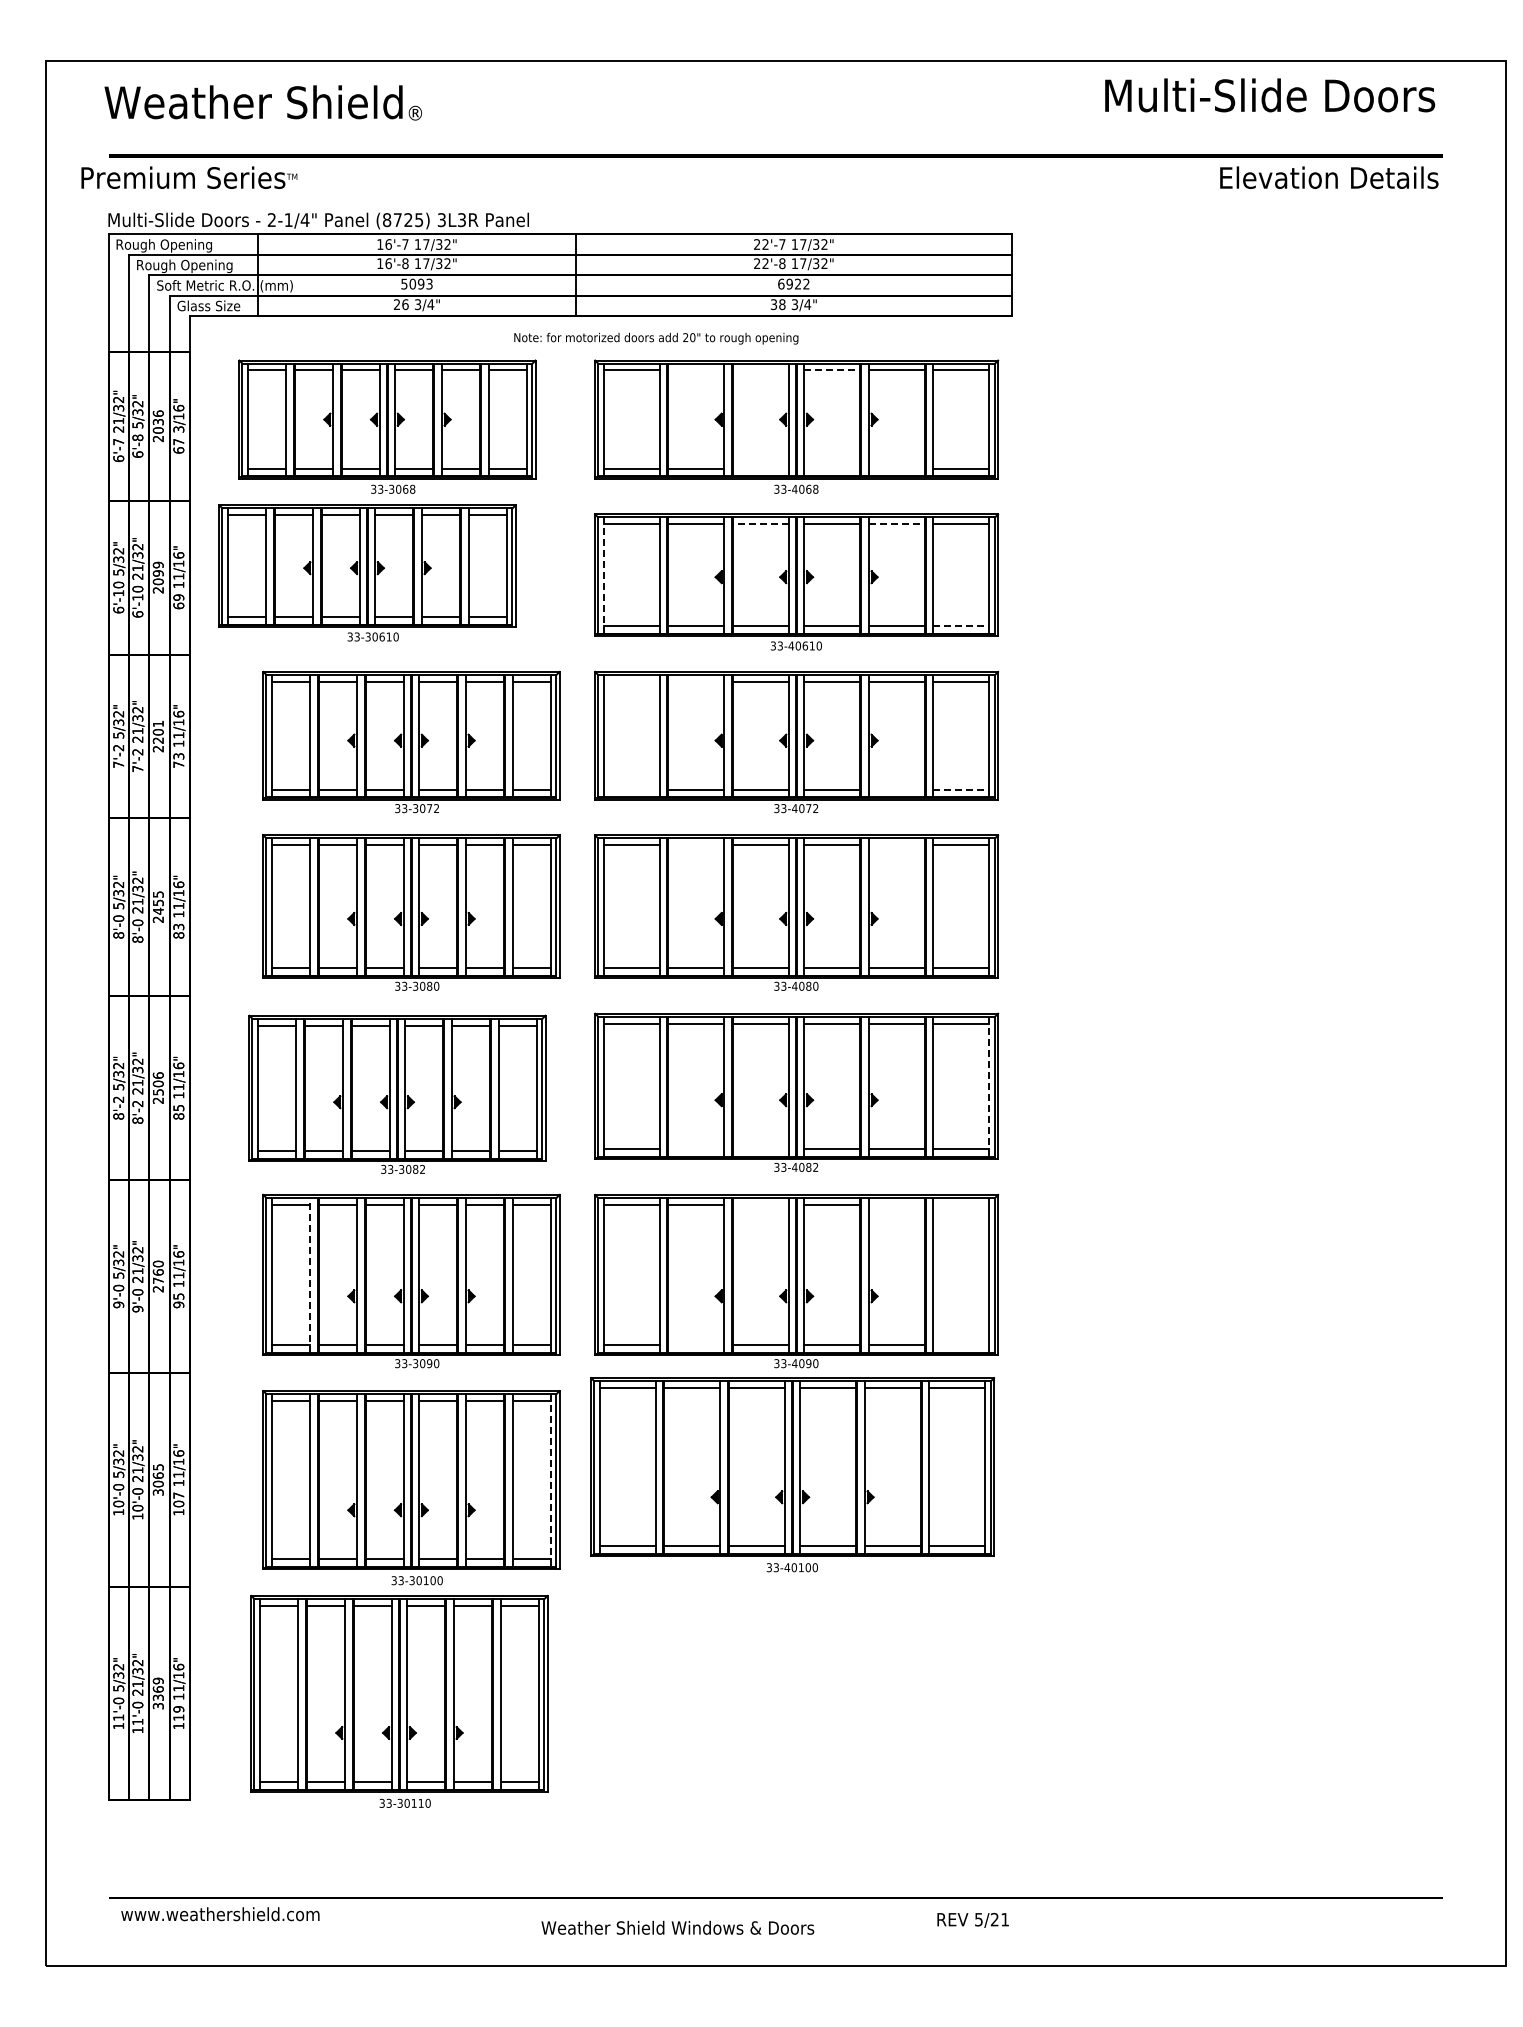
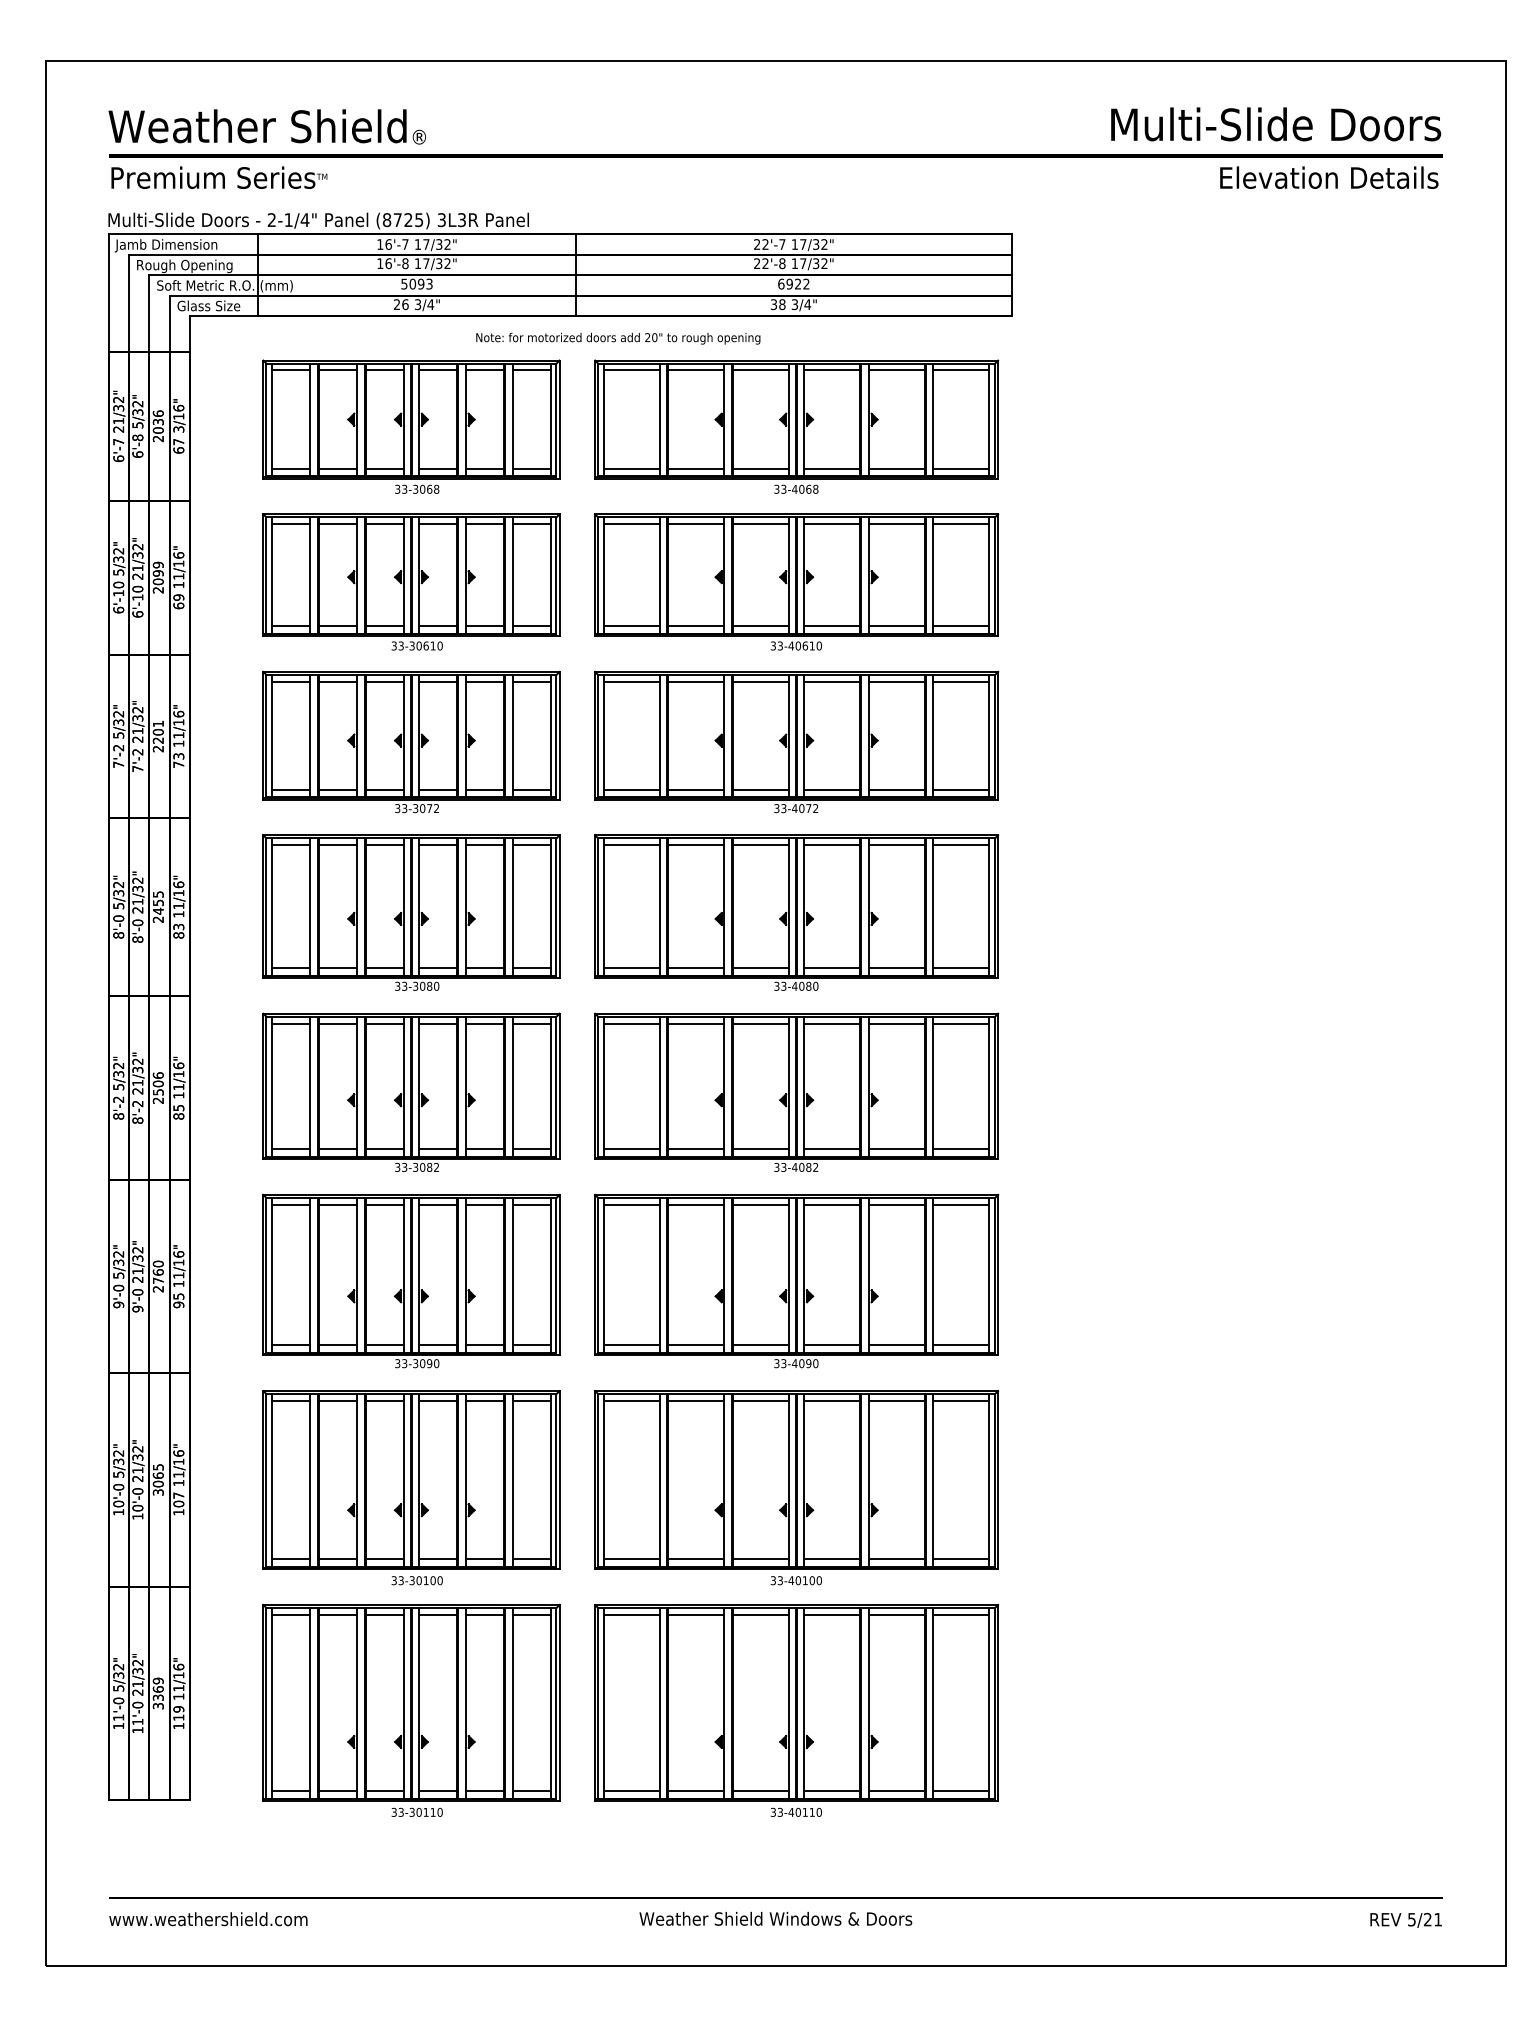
text position: (1270, 95) -> (1276, 124) (1276, 124)
text position: (262, 102) -> (266, 126) (266, 126)
text position: (189, 177) -> (219, 177) (219, 177)
text: Rough Opening -> Jamb Dimension (165, 245)
text position: (656, 338) -> (618, 338) (618, 338)
line: none -> present (696, 370)
line: none -> present (760, 370)
line: dashed -> solid (832, 370)
part position: (387, 426) -> (411, 426) (411, 426)
line: none -> present (760, 468)
line: none -> present (832, 468)
line: none -> present (896, 468)
line: dashed -> solid (760, 524)
line: dashed -> solid (897, 524)
part position: (367, 572) -> (411, 581) (411, 581)
line: dashed -> solid (603, 576)
line: dashed -> solid (961, 626)
line: none -> present (631, 681)
line: none -> present (696, 681)
line: none -> present (631, 789)
line: none -> present (896, 789)
line: dashed -> solid (961, 789)
line: none -> present (696, 845)
line: none -> present (896, 845)
line: dashed -> solid (989, 1087)
part position: (397, 1093) -> (411, 1091) (411, 1091)
line: none -> present (696, 1149)
line: none -> present (760, 1149)
line: none -> present (760, 1204)
line: none -> present (896, 1204)
line: none -> present (961, 1204)
line: dashed -> solid (310, 1274)
line: none -> present (696, 1345)
line: none -> present (961, 1345)
part position: (792, 1474) -> (796, 1487) (796, 1487)
line: dashed -> solid (550, 1480)
part position: (399, 1701) -> (411, 1710) (411, 1710)
part: none -> present (796, 1710)
text position: (220, 1914) -> (208, 1919) (208, 1919)
text position: (972, 1919) -> (1405, 1919) (1405, 1919)
text position: (677, 1927) -> (775, 1918) (775, 1918)
